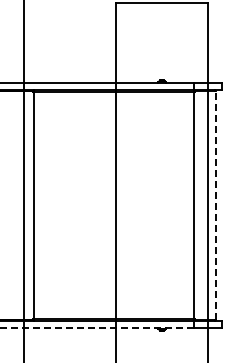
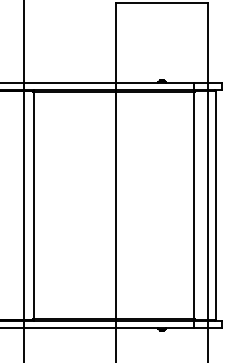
line: dashed -> solid (216, 205)
line: dashed -> solid (96, 328)
